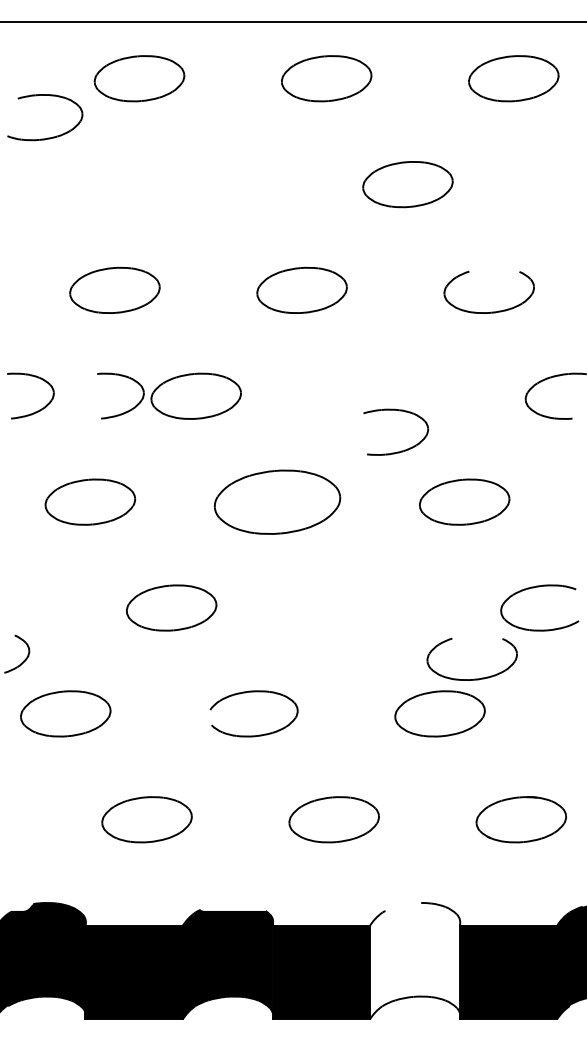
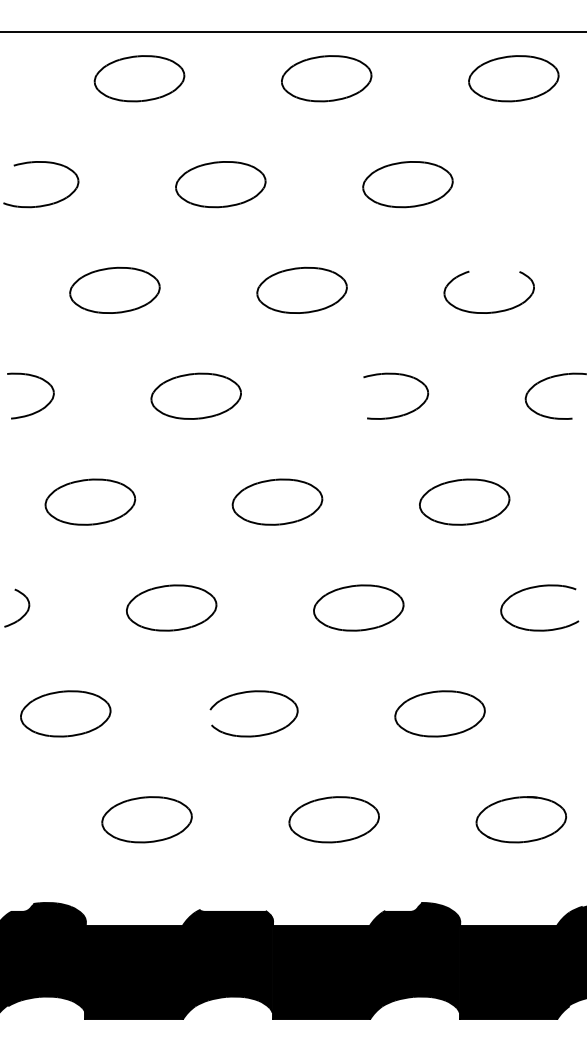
line position: (292, 21) -> (292, 31) (292, 31)
part position: (47, 137) -> (43, 204) (43, 204)
part: none -> present (220, 184)
part: present -> none (127, 410)
part position: (401, 450) -> (401, 414) (401, 414)
part size: 129x66 px -> 93x48 px (277, 501)
part: none -> present (358, 607)
part position: (24, 659) -> (24, 613) (24, 613)
part: present -> none (473, 678)
fill: none -> present (414, 960)
